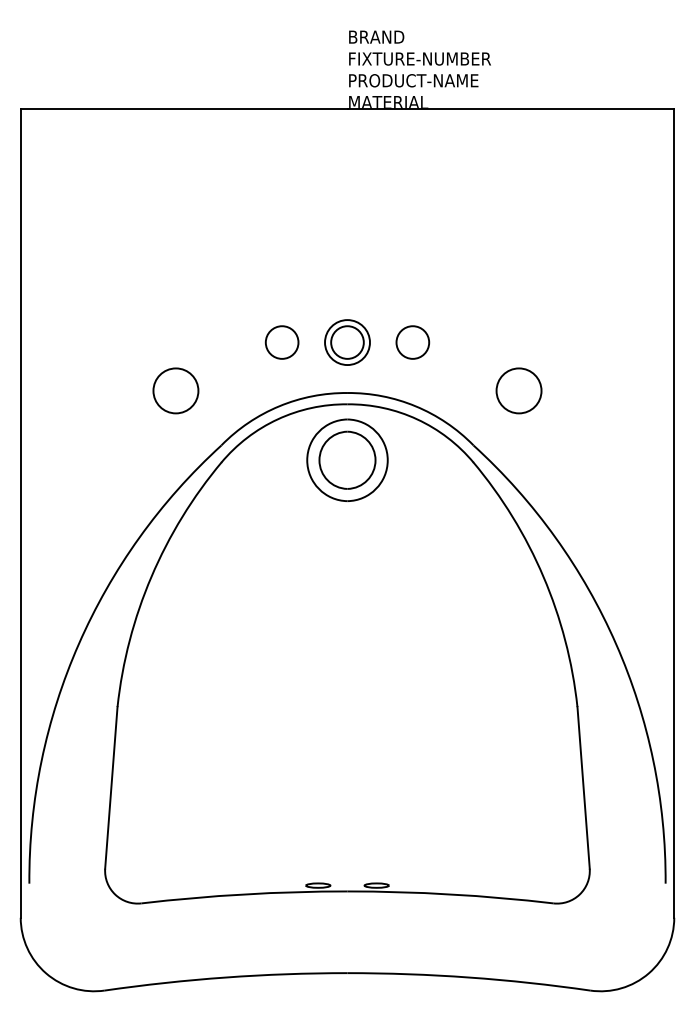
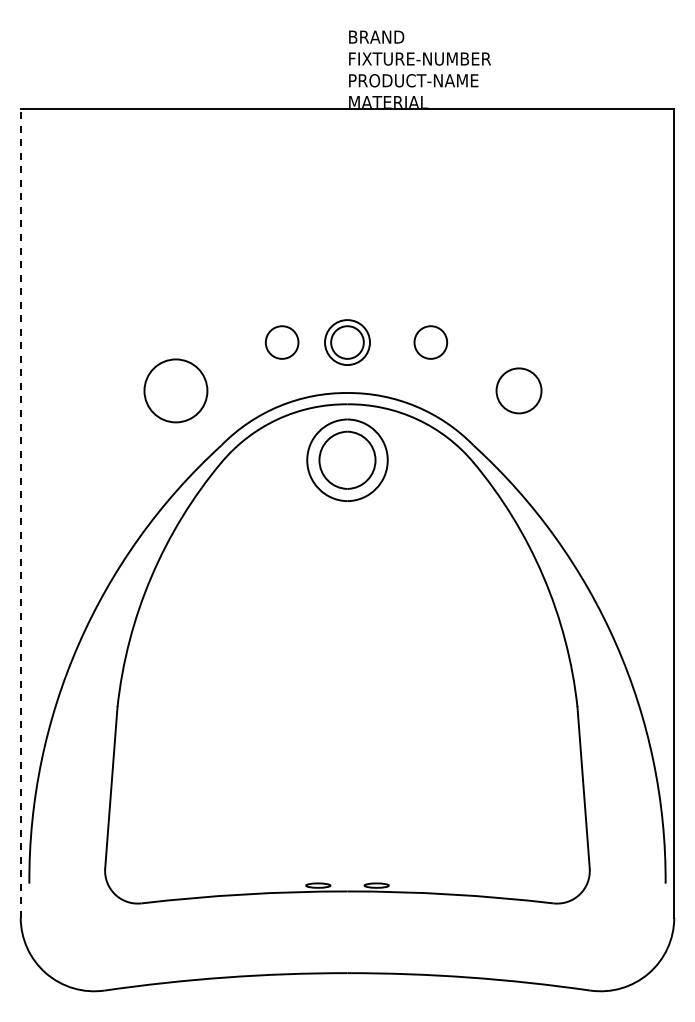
circle position: (412, 342) -> (430, 342) (430, 342)
circle diameter: 45 px -> 63 px (175, 390)
line: solid -> dashed (20, 512)
